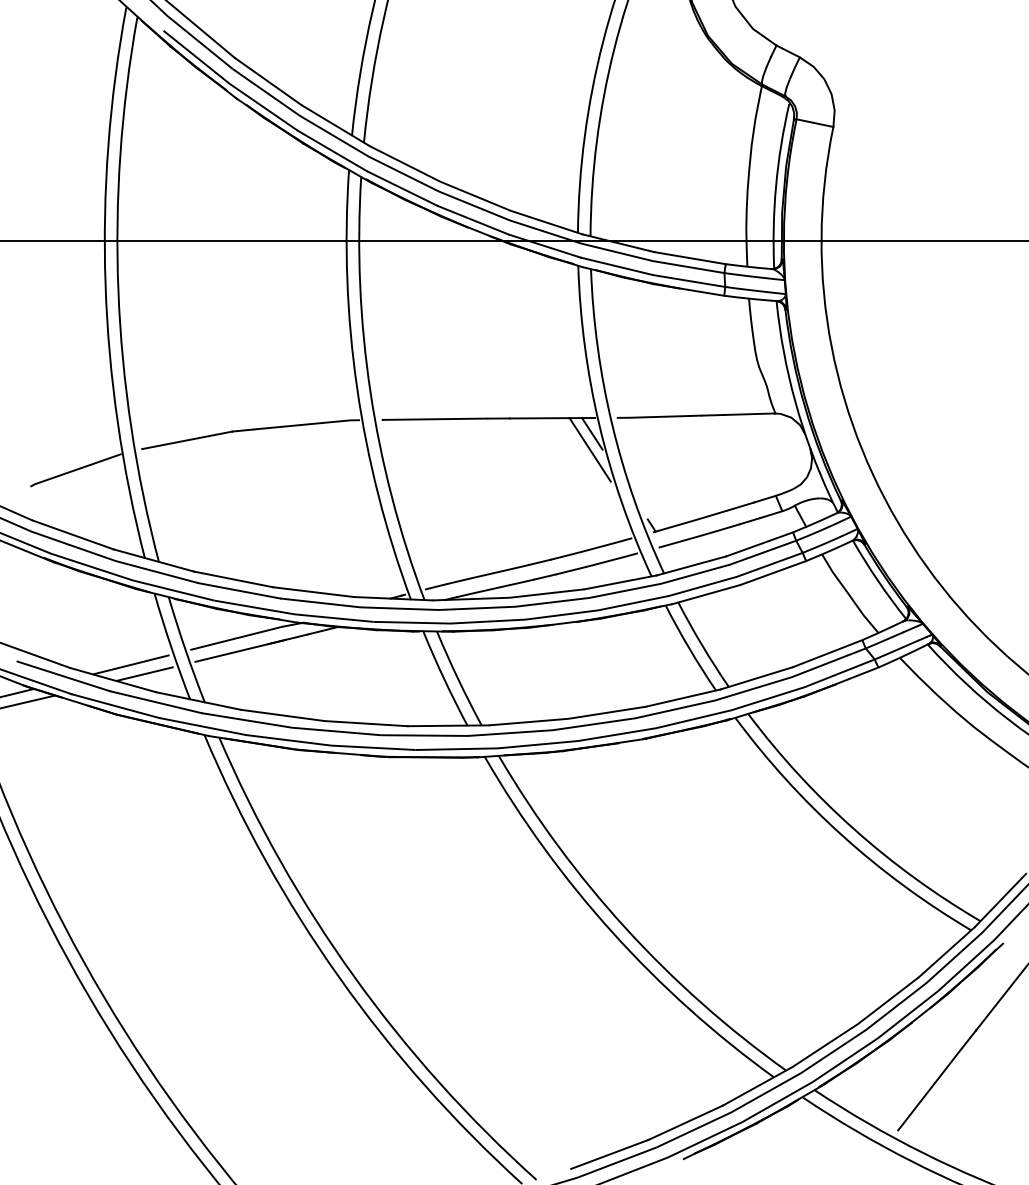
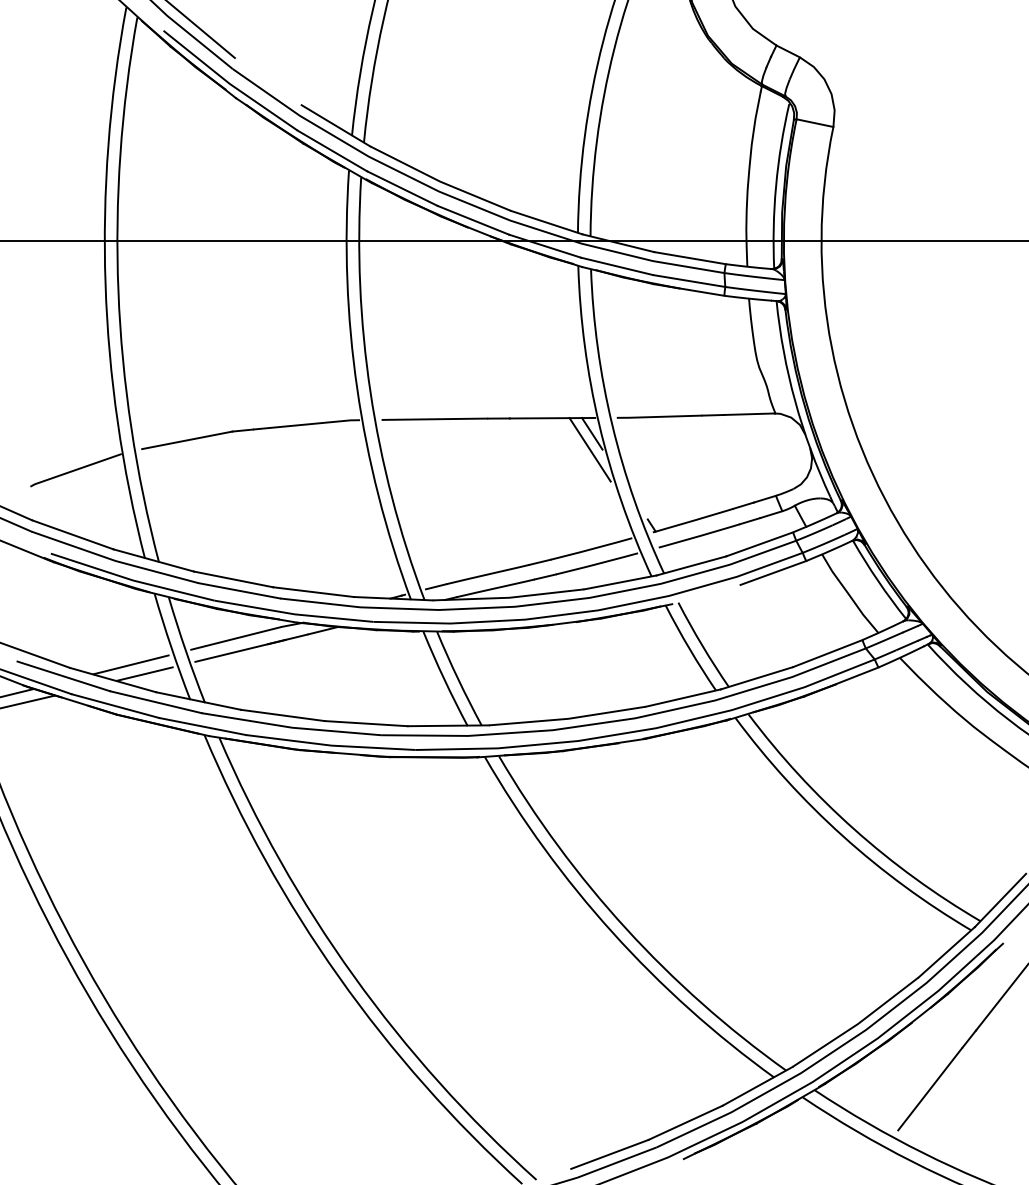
line: present -> none (267, 81)
line: present -> none (26, 543)
line: present -> none (706, 594)
